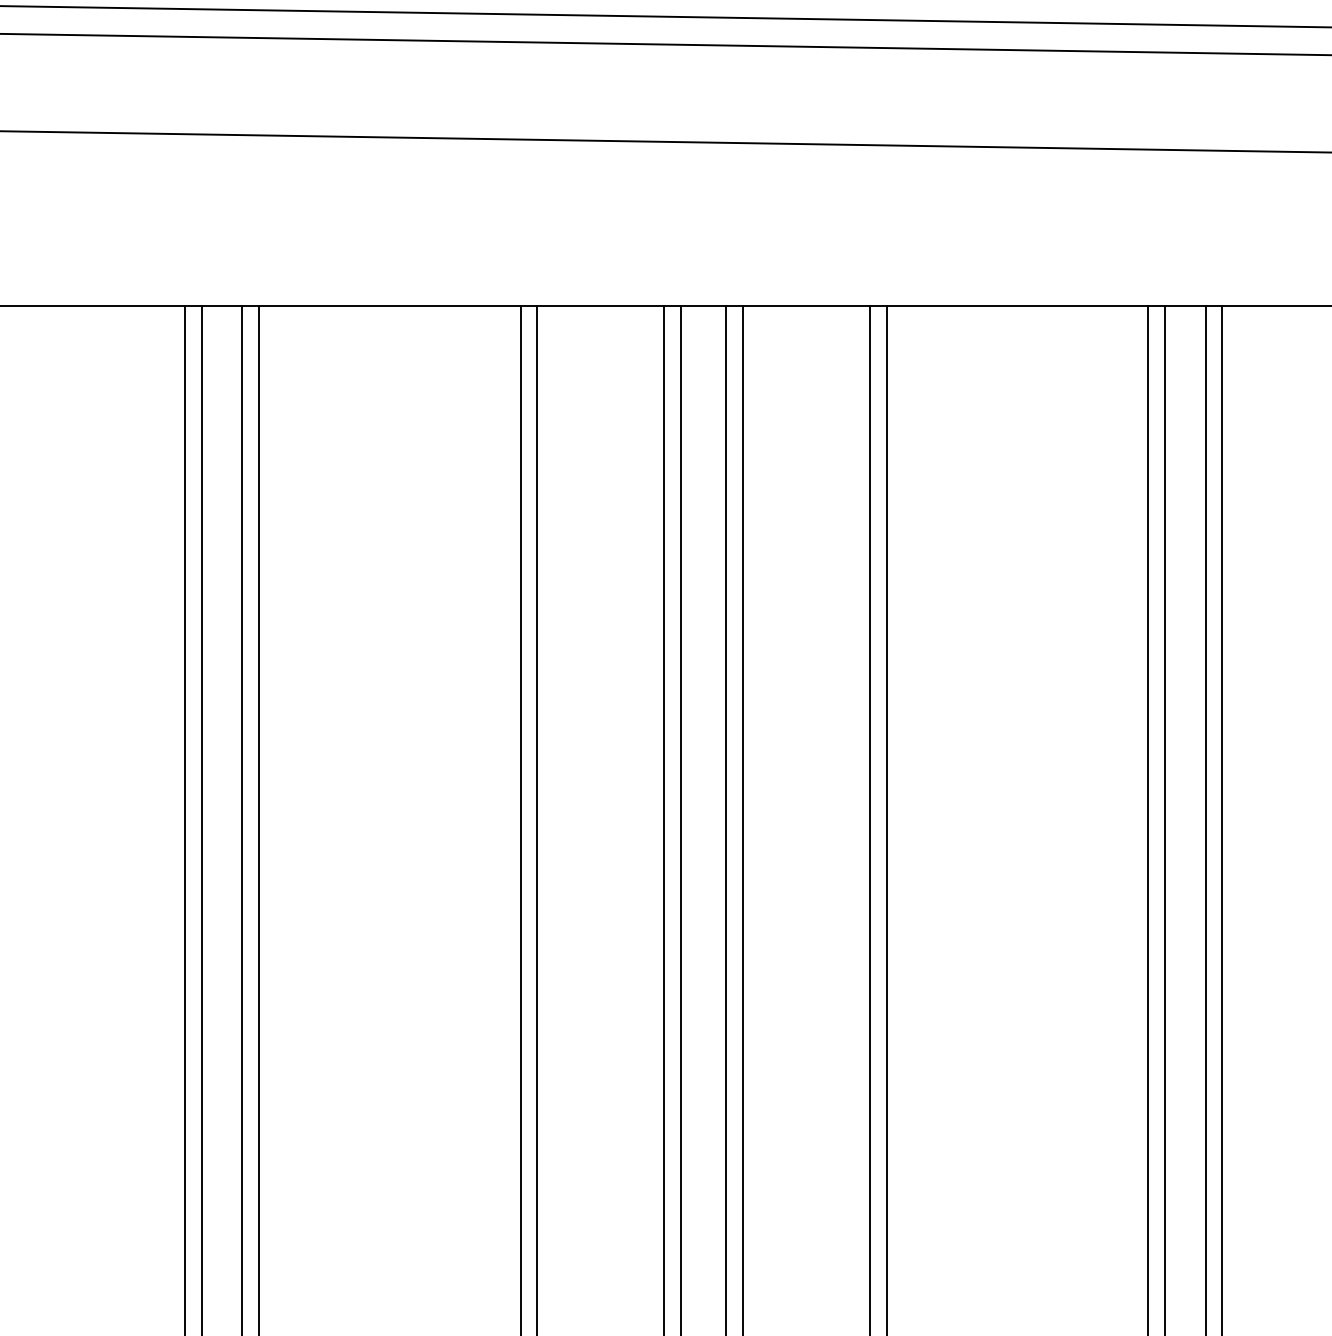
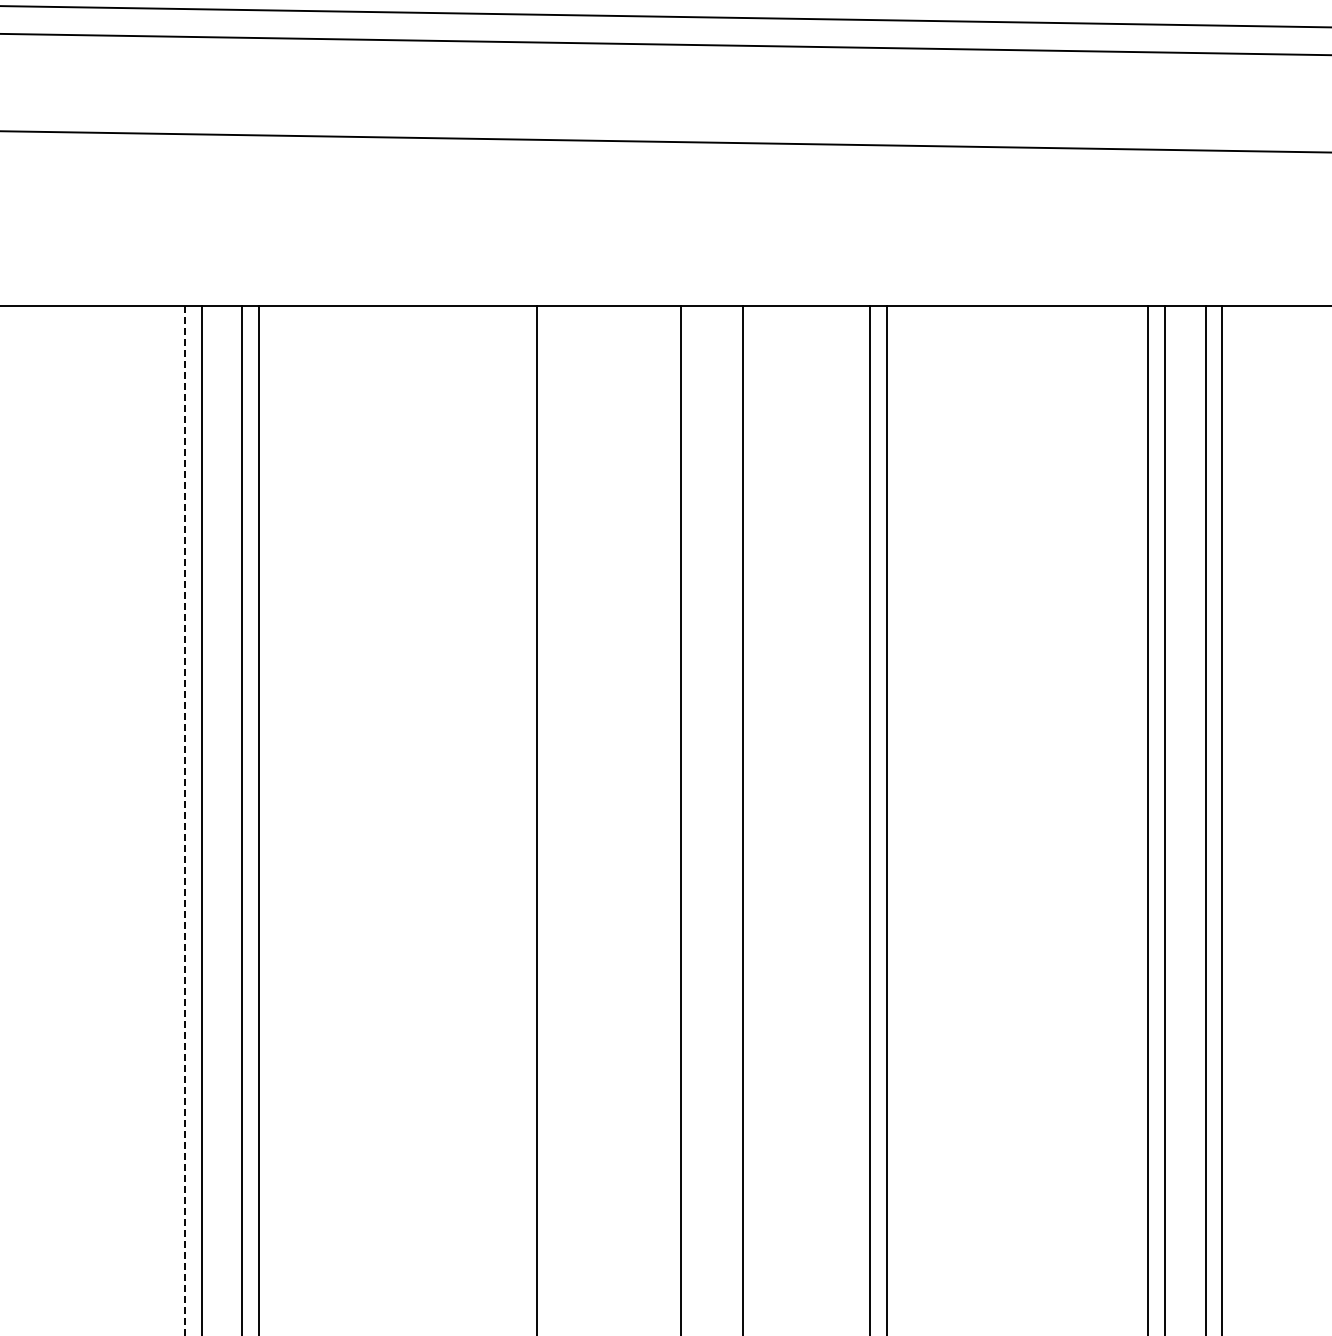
line: present -> none (520, 819)
line: present -> none (664, 819)
line: present -> none (726, 819)
line: solid -> dashed (184, 821)
